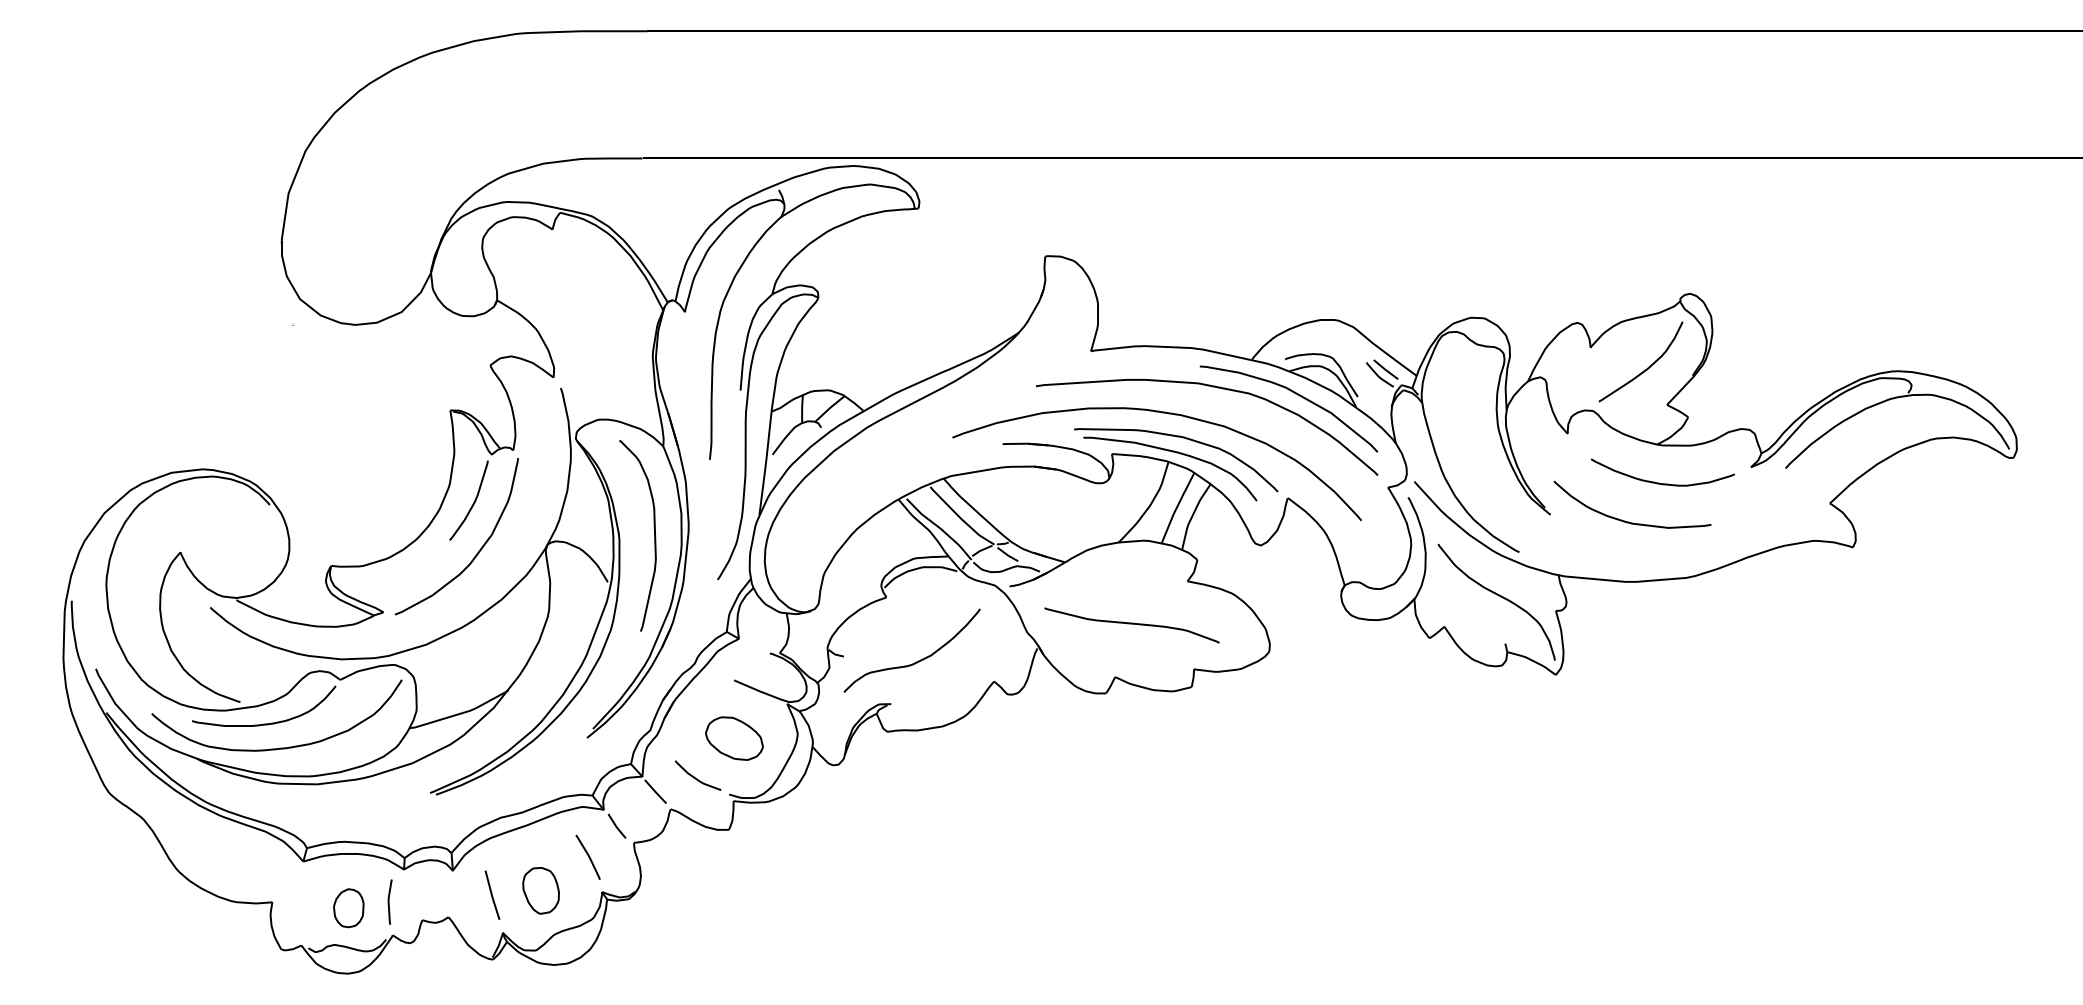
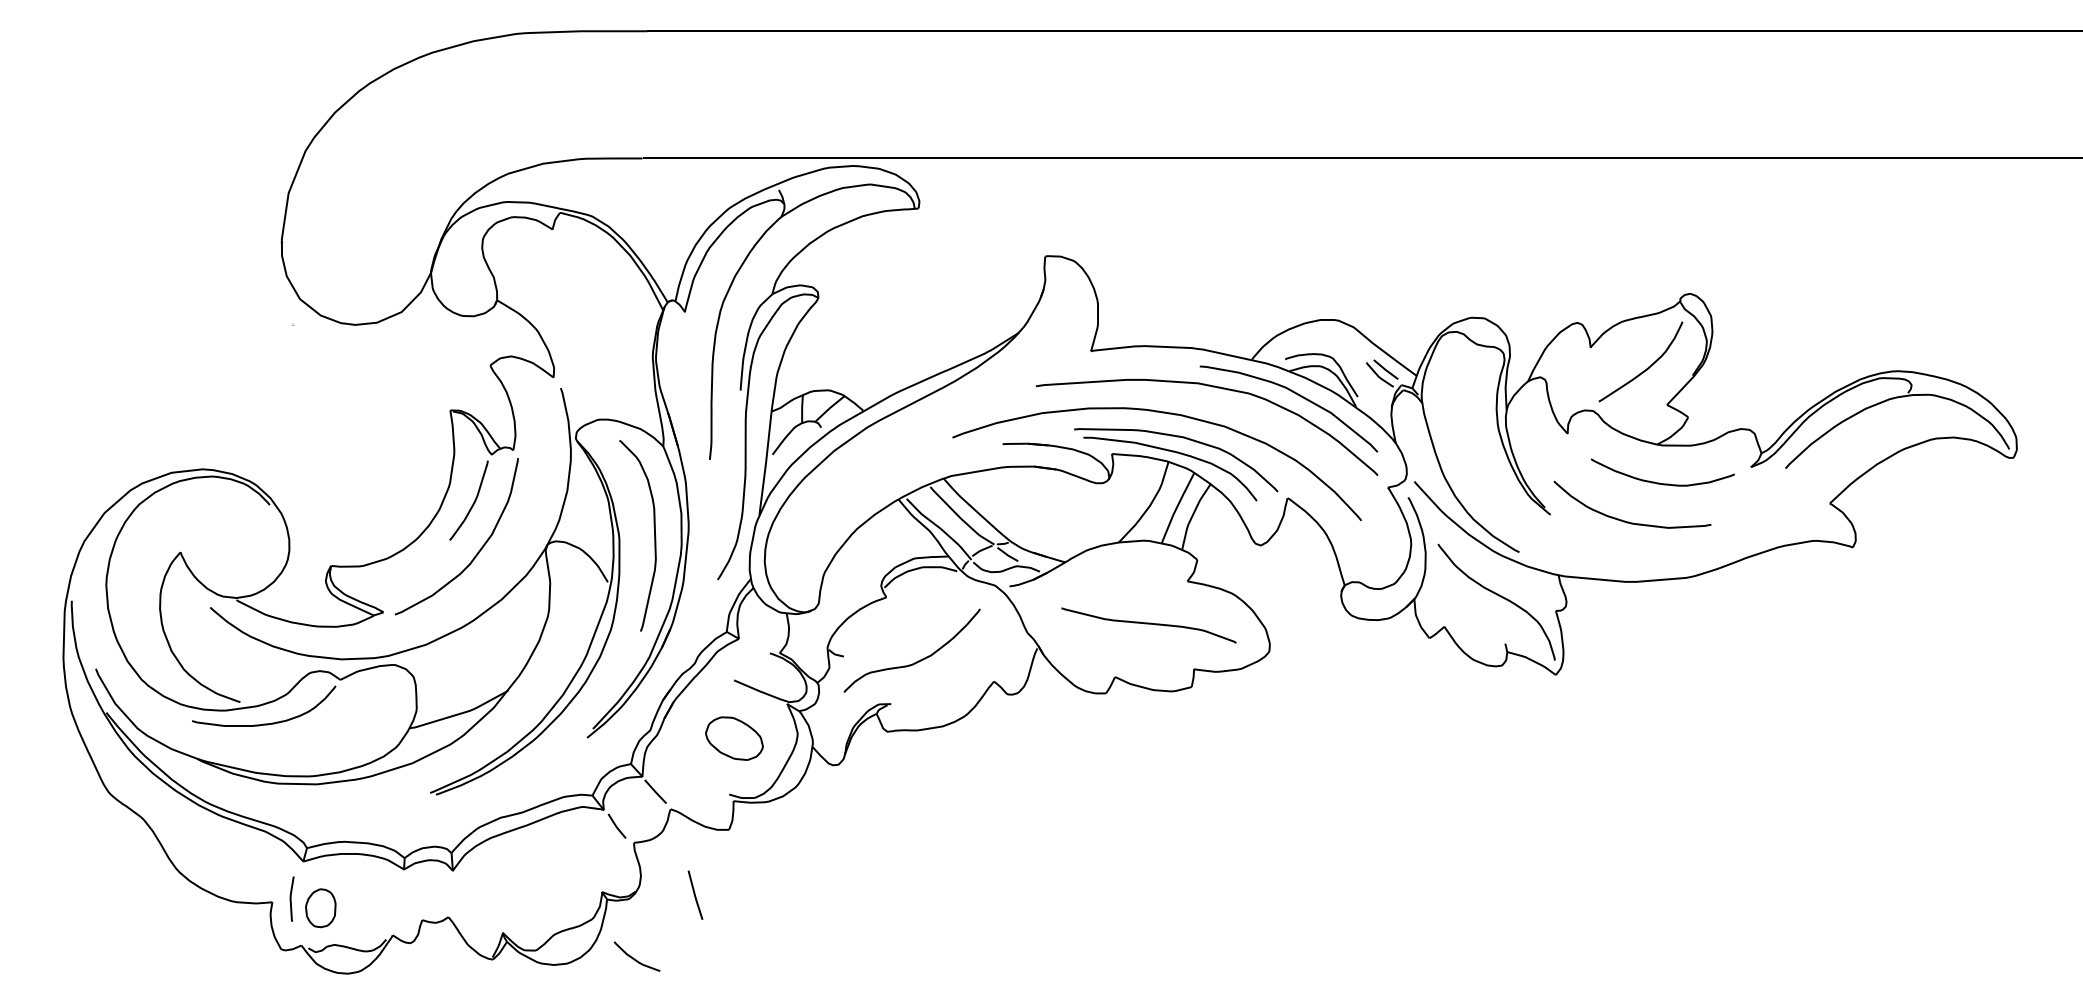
curve position: (1131, 624) -> (1148, 624) (1148, 624)
curve: present -> none (280, 747)
curve position: (695, 777) -> (634, 958) (634, 958)
curve: present -> none (587, 855)
part: present -> none (540, 890)
line position: (492, 894) -> (695, 894) (695, 894)
curve position: (389, 901) -> (291, 898) (291, 898)
part position: (348, 908) -> (320, 908) (320, 908)
